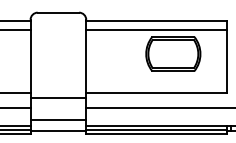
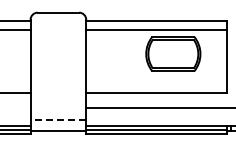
line: present -> none (58, 98)
line: present -> none (16, 108)
line: solid -> dashed (58, 119)
